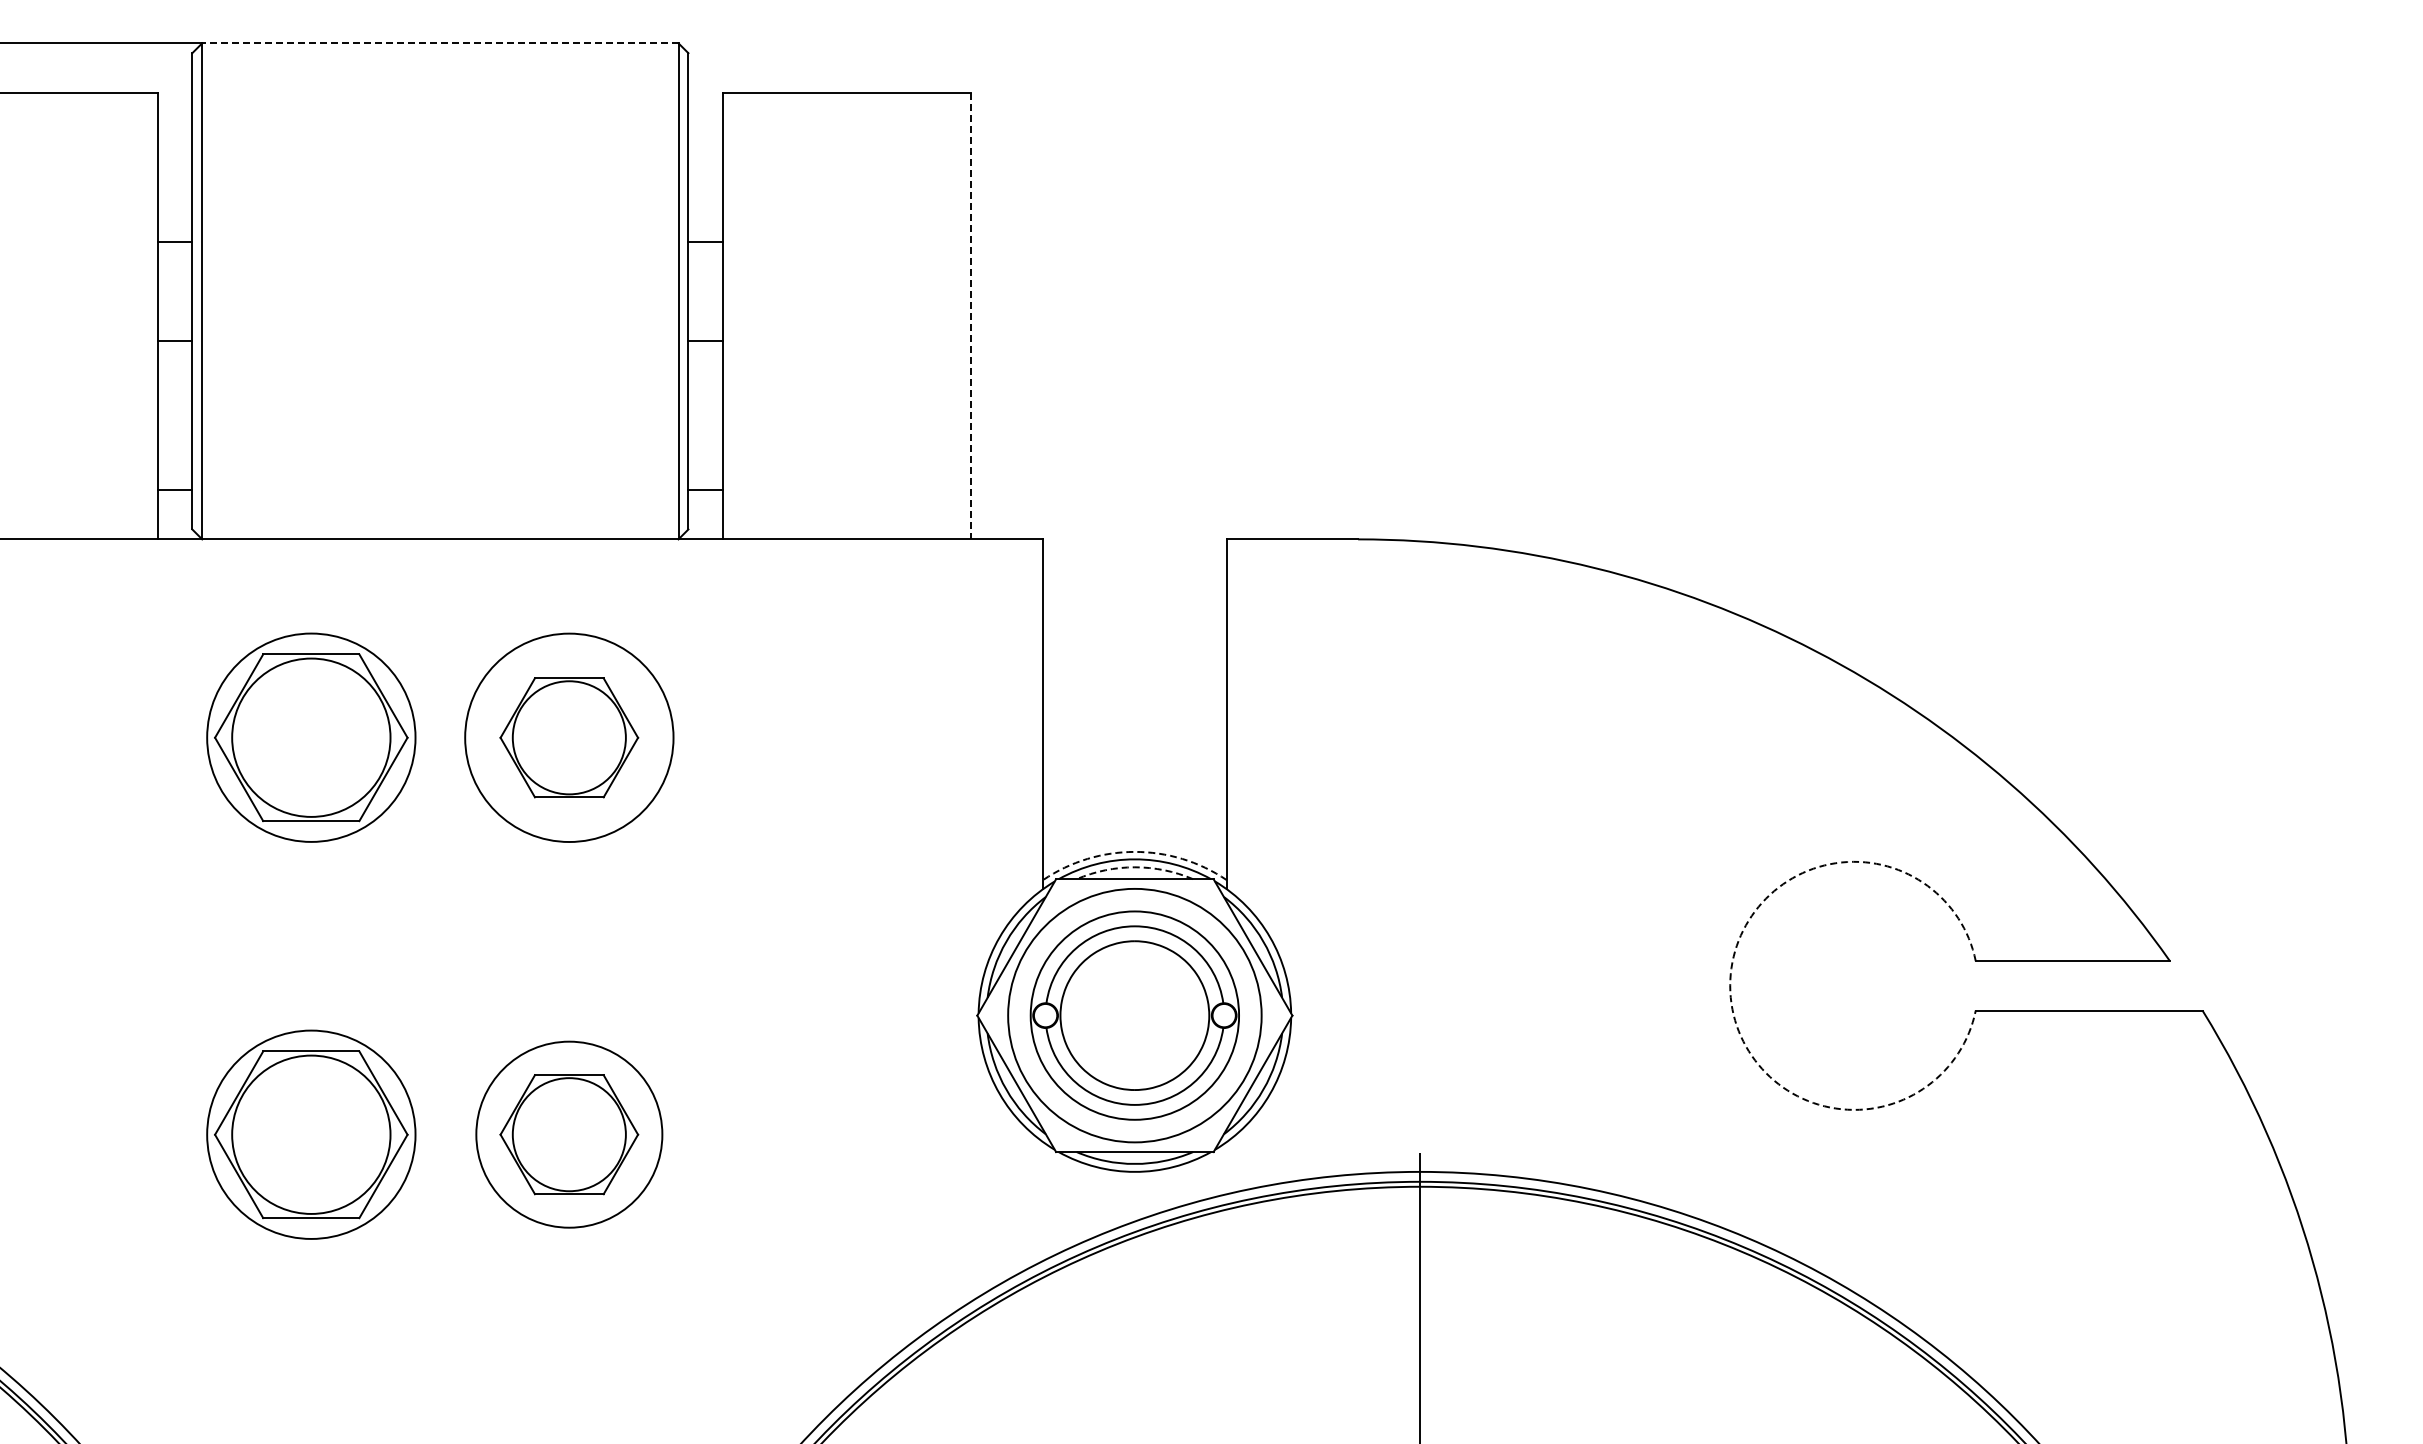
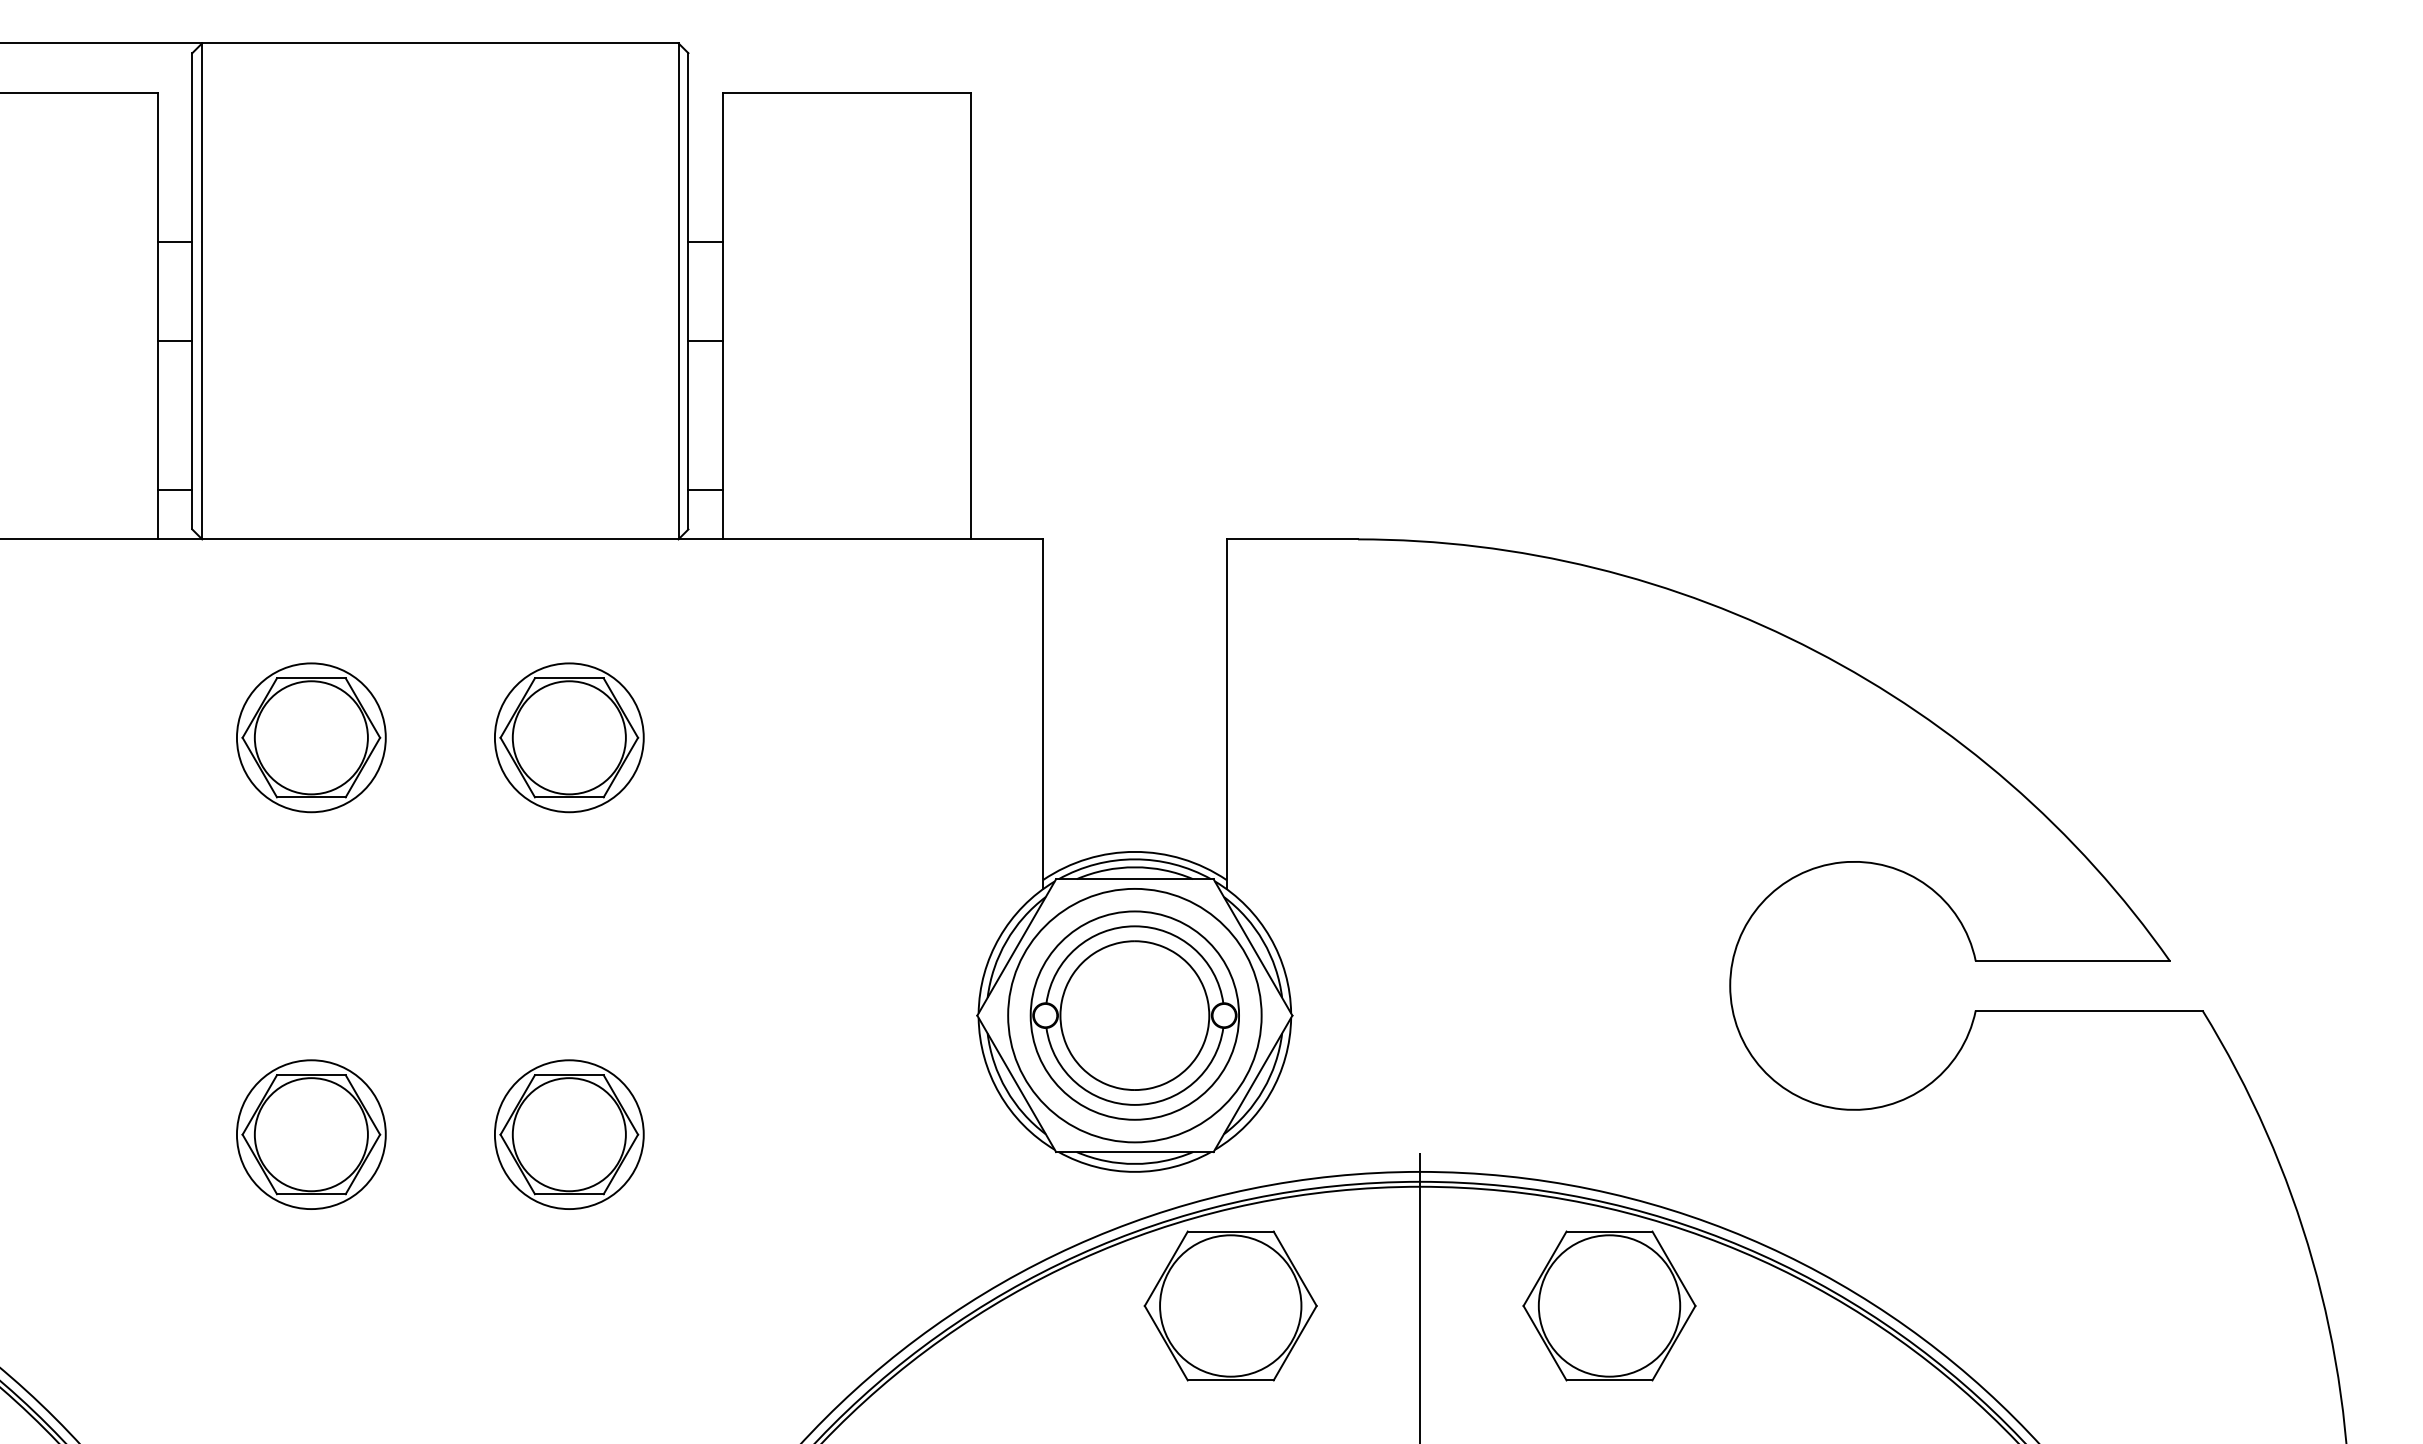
line: dashed -> solid (439, 43)
line: dashed -> solid (971, 316)
part size: 211x211 px -> 151x152 px (311, 737)
circle diameter: 208 px -> 149 px (568, 737)
arc: dashed -> solid (1134, 851)
arc: dashed -> solid (1134, 867)
arc: dashed -> solid (1730, 985)
part size: 211x211 px -> 151x151 px (311, 1134)
circle diameter: 186 px -> 149 px (568, 1134)
part: none -> present (1230, 1305)
part: none -> present (1609, 1305)
